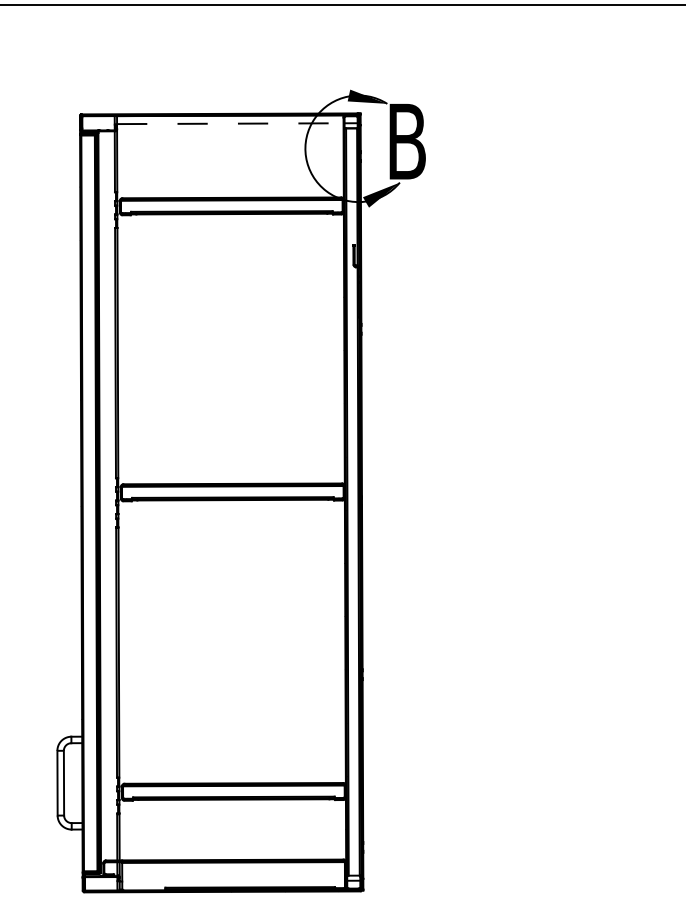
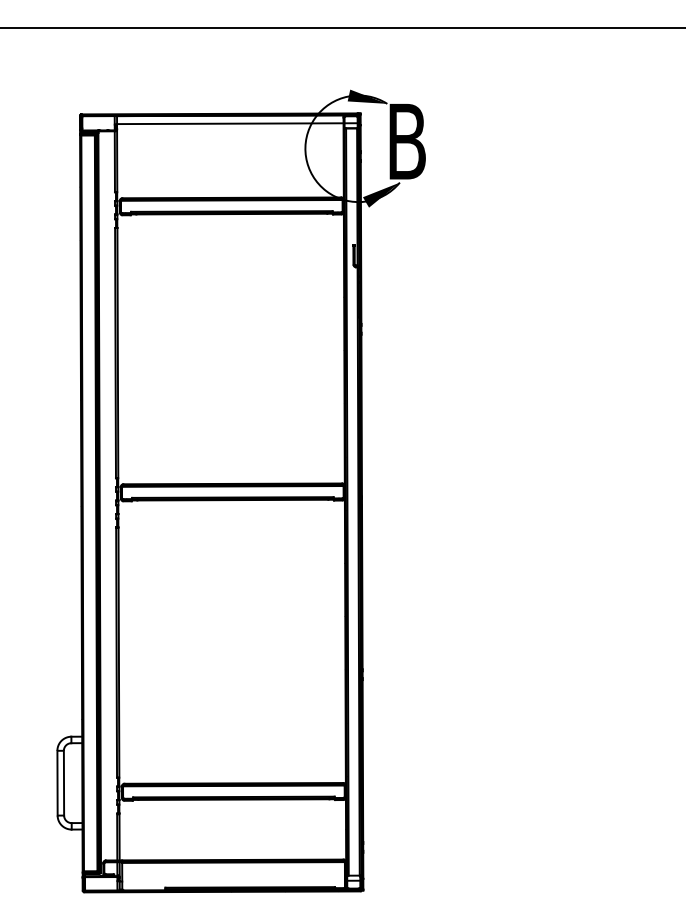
line position: (342, 4) -> (342, 27) (342, 27)
line: dashed -> solid (230, 123)
